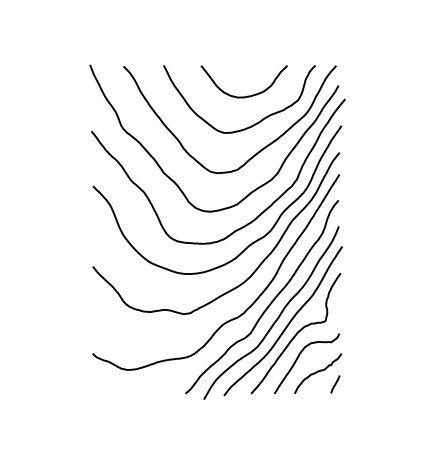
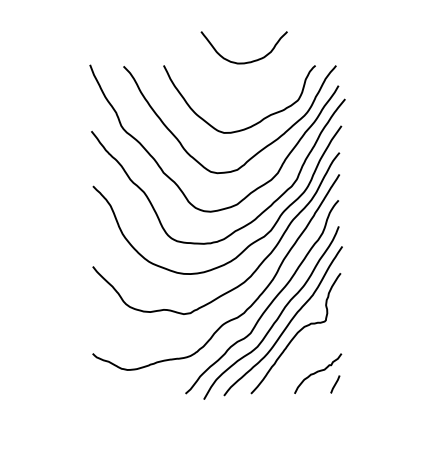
curve position: (247, 95) -> (247, 61) (247, 61)
curve: present -> none (298, 358)
